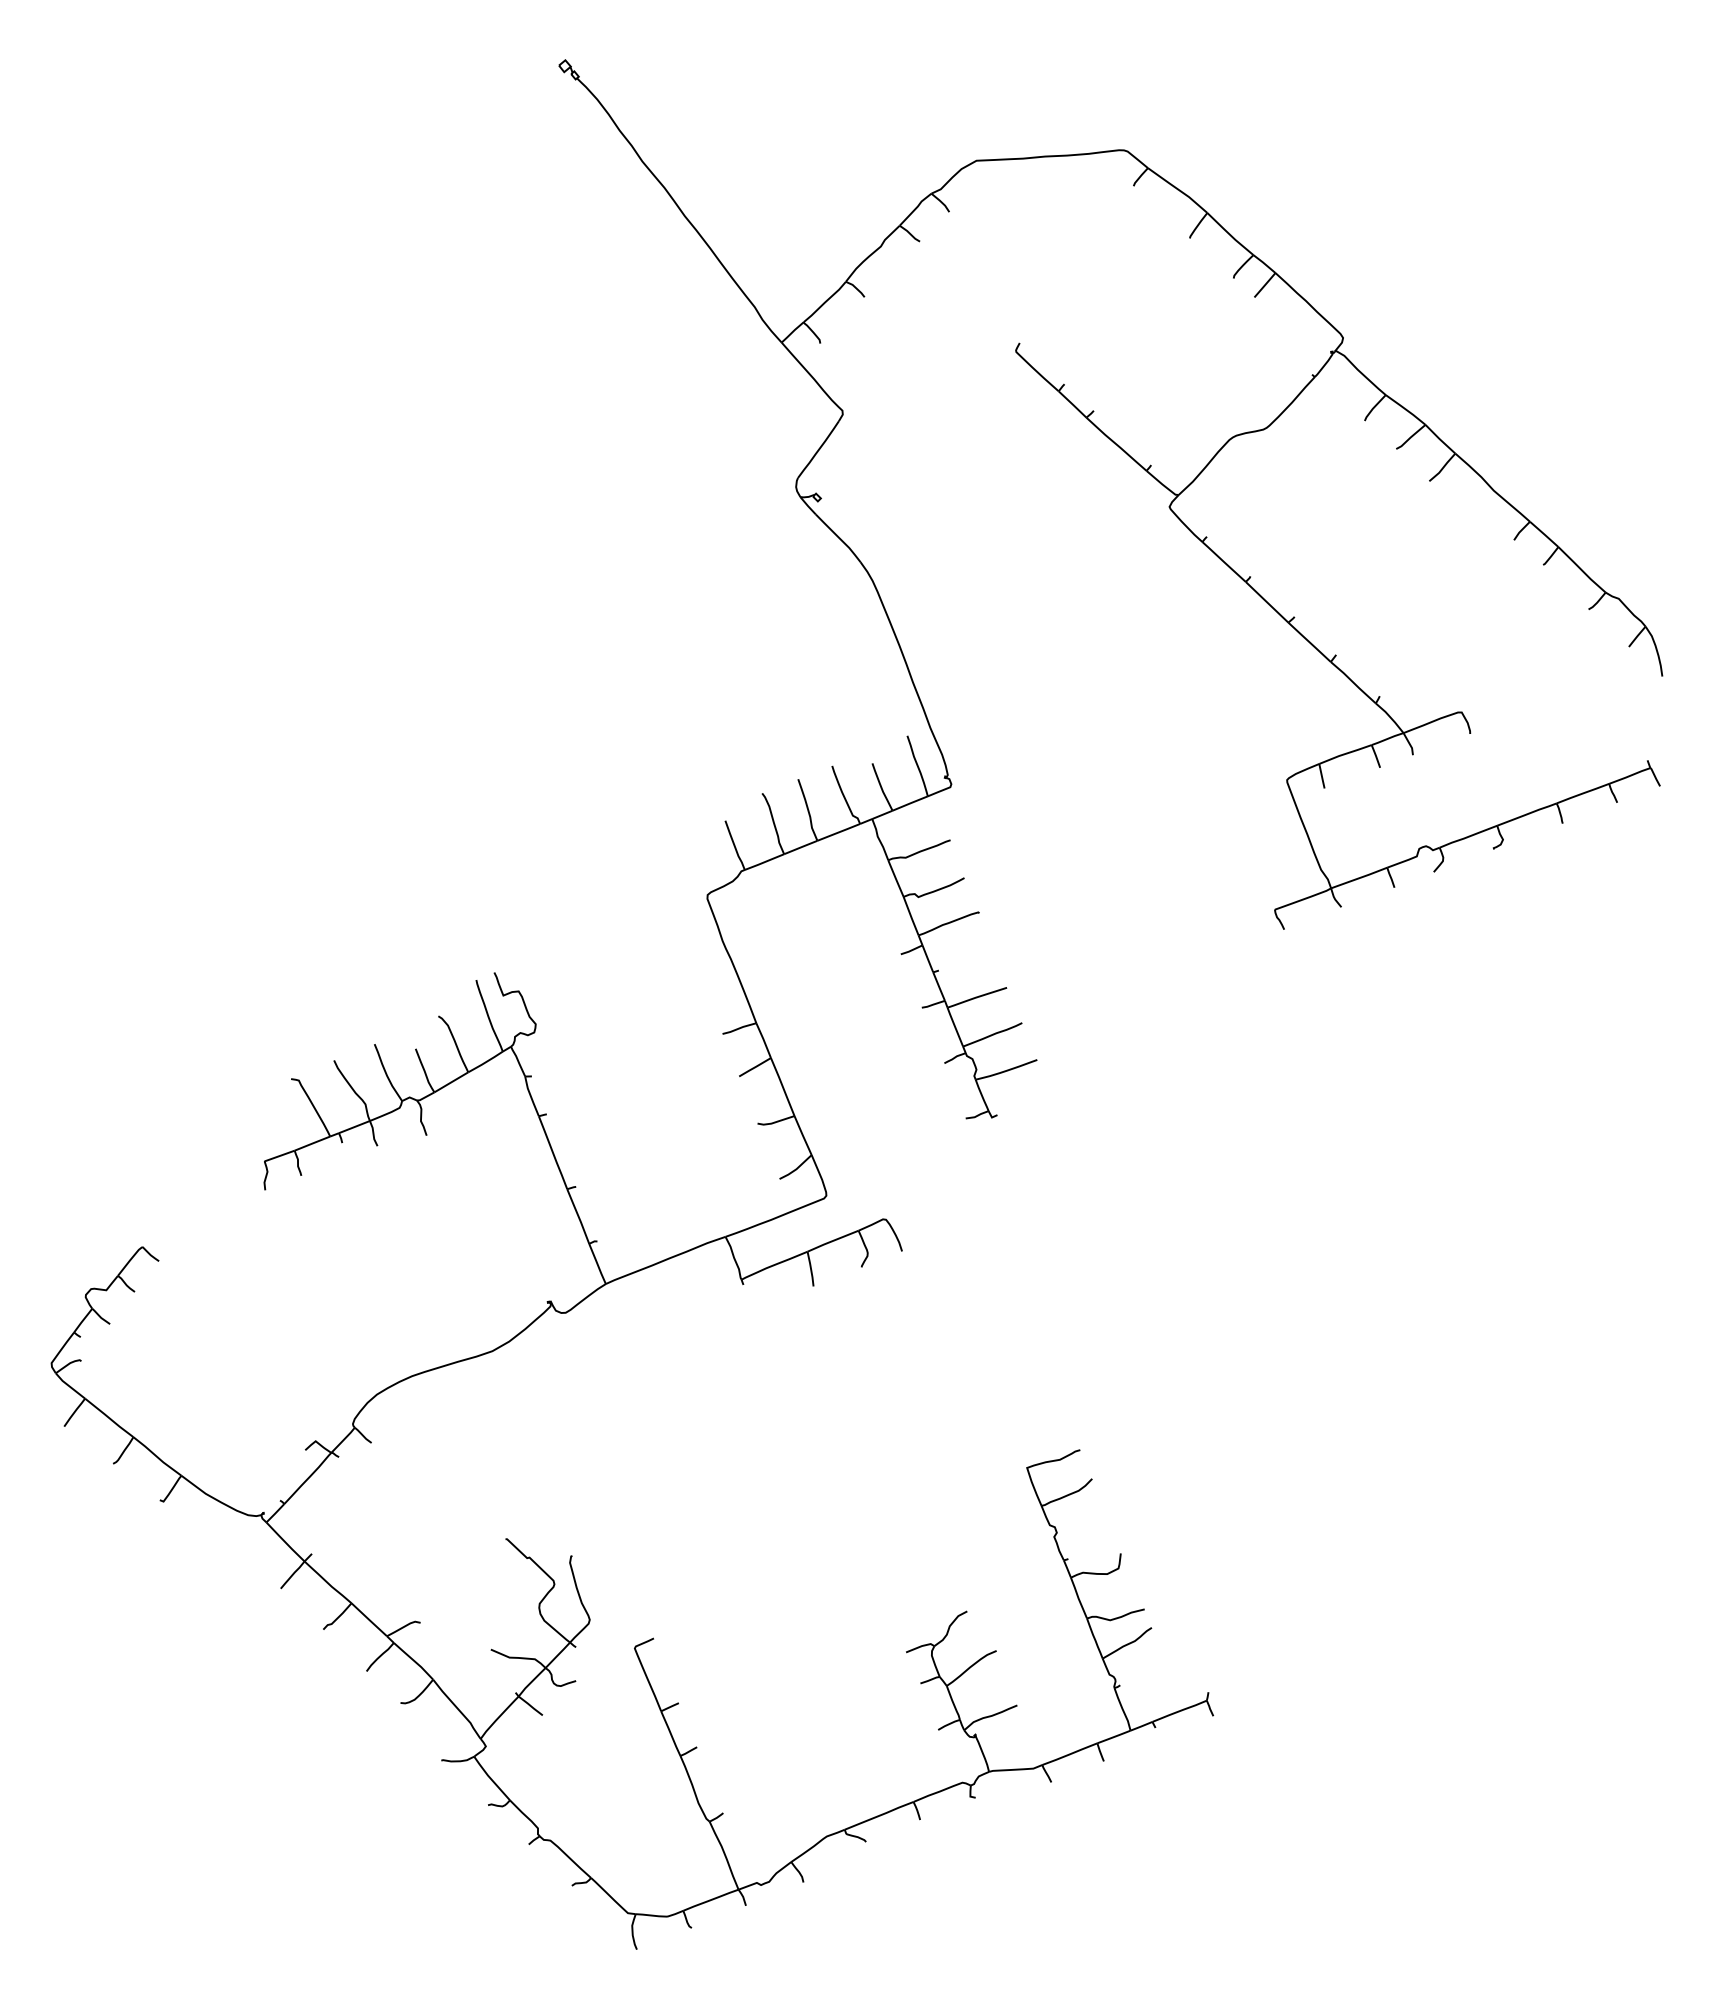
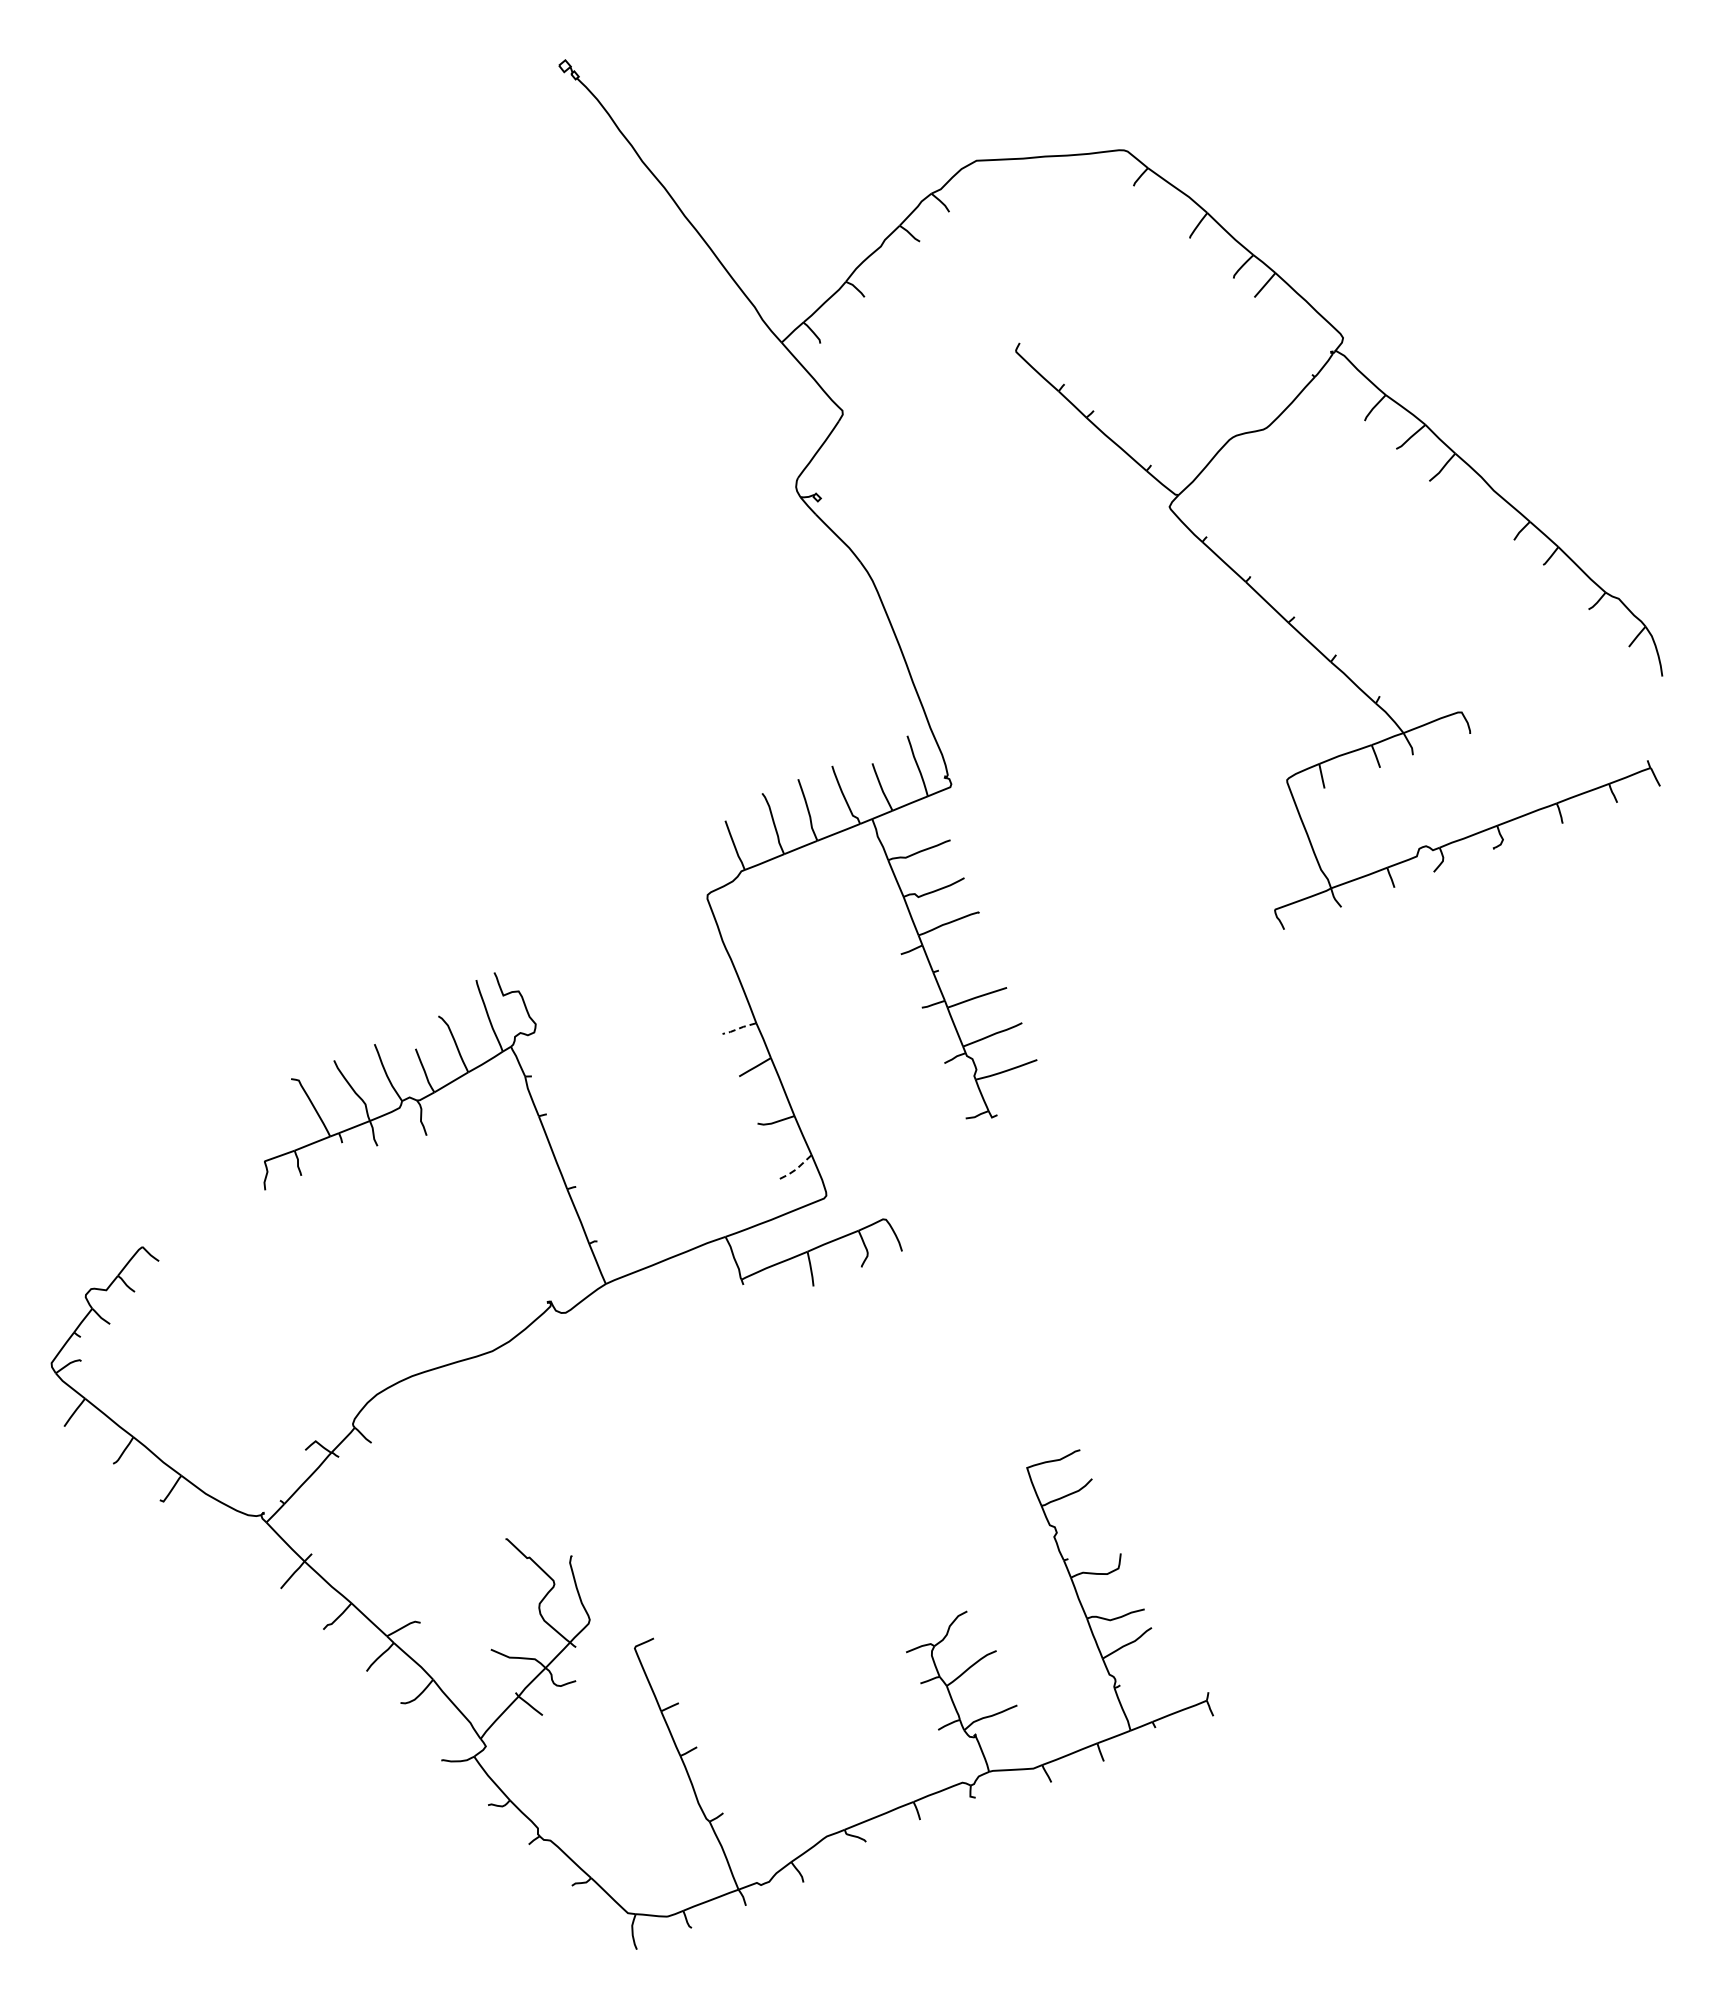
line: solid -> dashed (738, 1028)
line: solid -> dashed (796, 1169)
